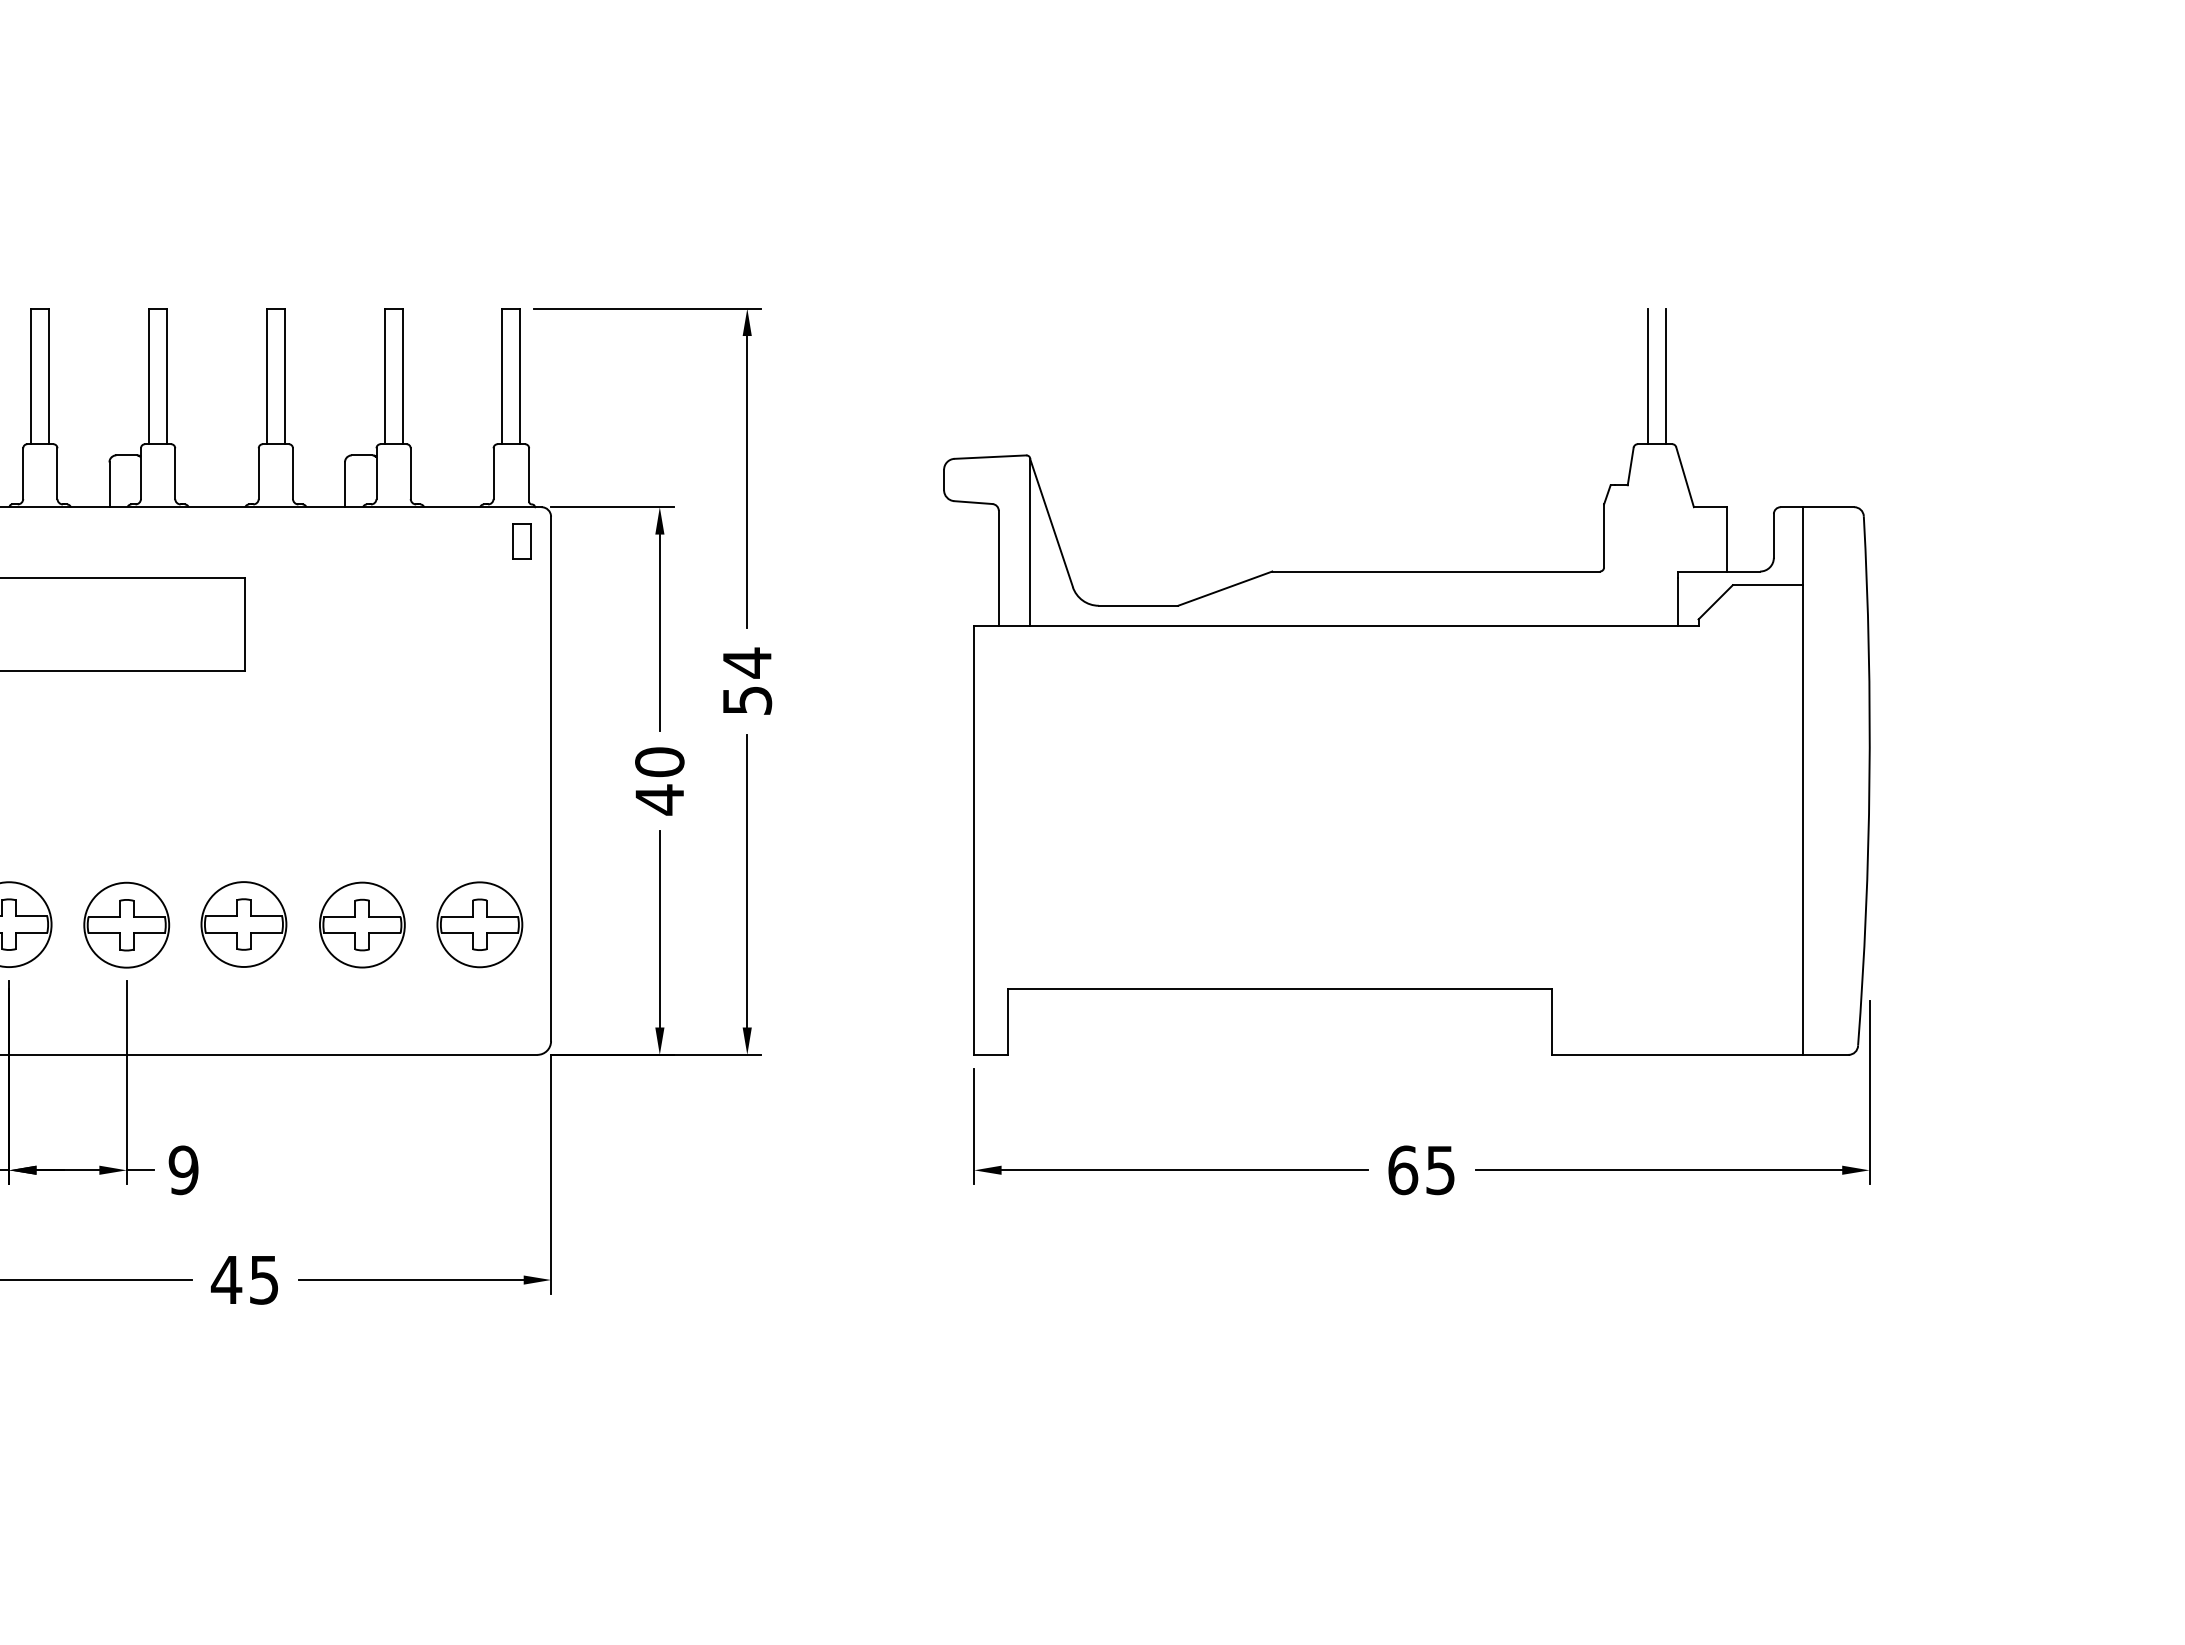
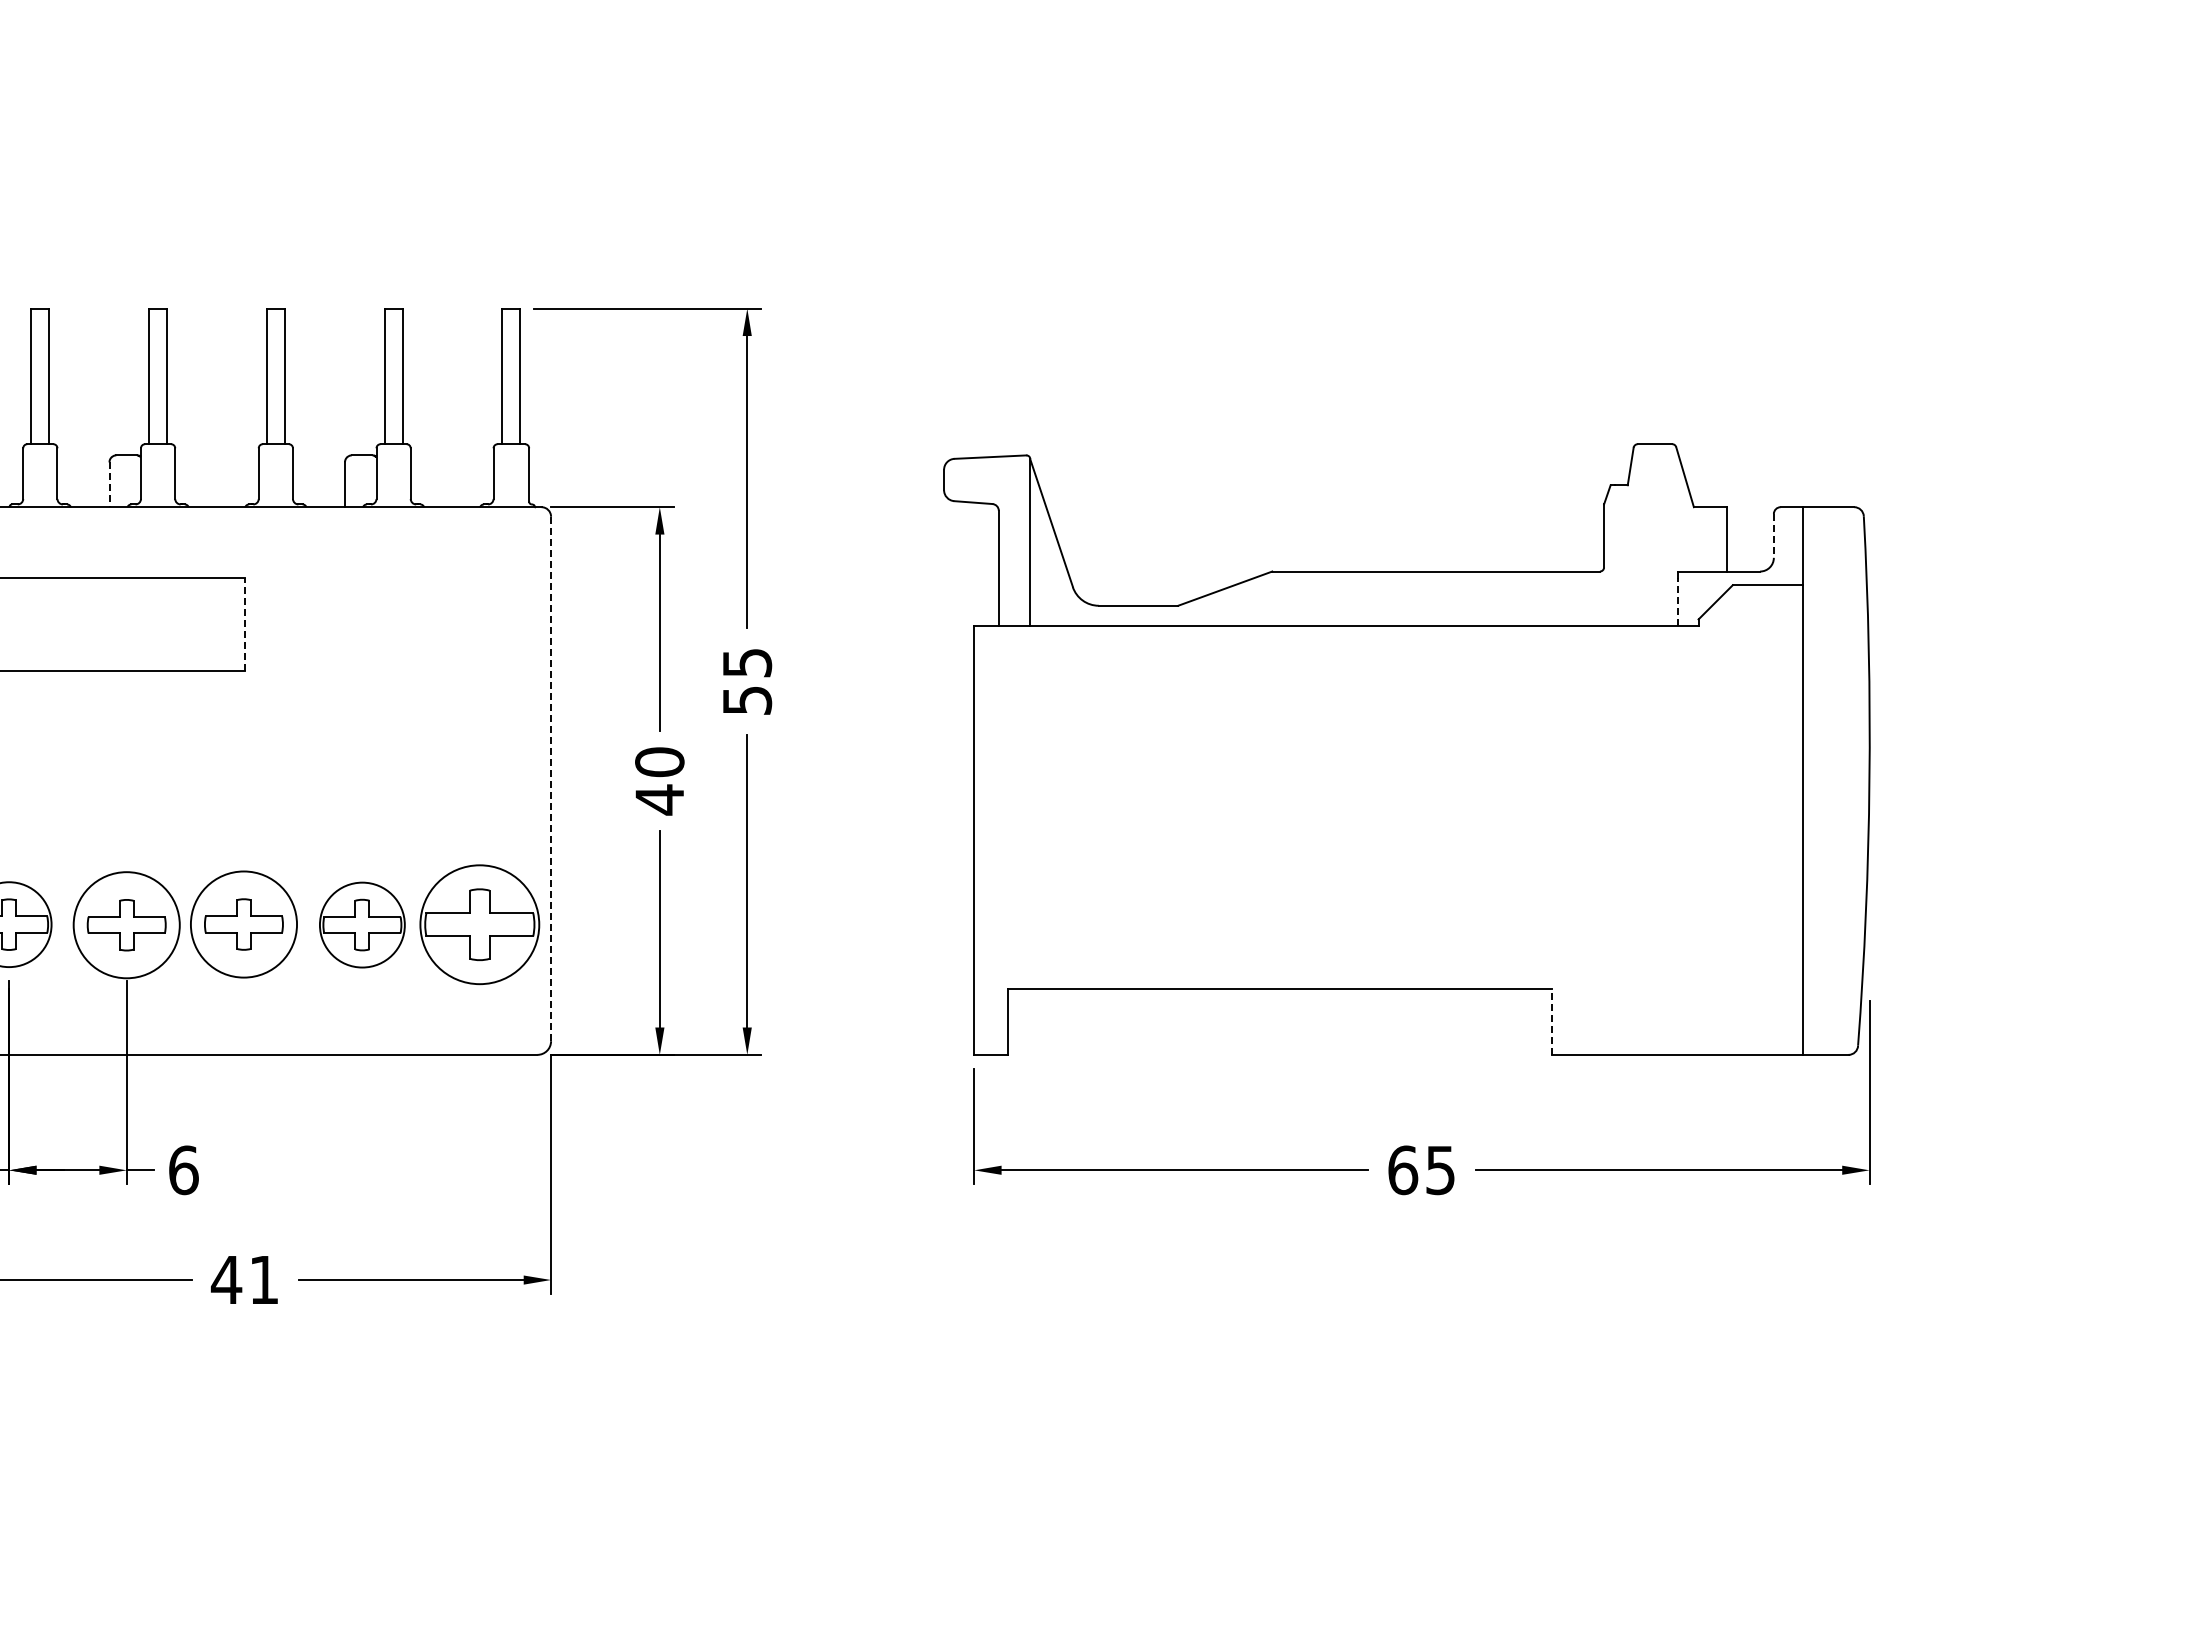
line: present -> none (1648, 376)
line: present -> none (1666, 376)
line: solid -> dashed (109, 485)
line: solid -> dashed (1773, 535)
part: present -> none (521, 541)
line: solid -> dashed (1678, 602)
line: solid -> dashed (245, 624)
text: 54 -> 55 (747, 662)
line: solid -> dashed (551, 779)
circle diameter: 85 px -> 106 px (126, 925)
circle diameter: 85 px -> 106 px (243, 924)
part size: 88x88 px -> 122x122 px (479, 924)
line: solid -> dashed (1552, 1022)
text: 9 -> 6 (183, 1170)
text: 45 -> 41 (263, 1280)
